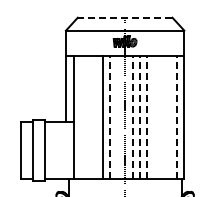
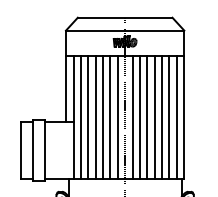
line: dashed -> solid (124, 17)
line: none -> present (80, 117)
line: none -> present (88, 117)
line: none -> present (95, 117)
line: dashed -> solid (110, 117)
line: none -> present (117, 117)
line: dashed -> solid (132, 117)
line: dashed -> solid (139, 117)
line: dashed -> solid (147, 117)
line: none -> present (154, 117)
line: none -> present (162, 117)
line: none -> present (169, 117)
line: dashed -> solid (176, 117)
